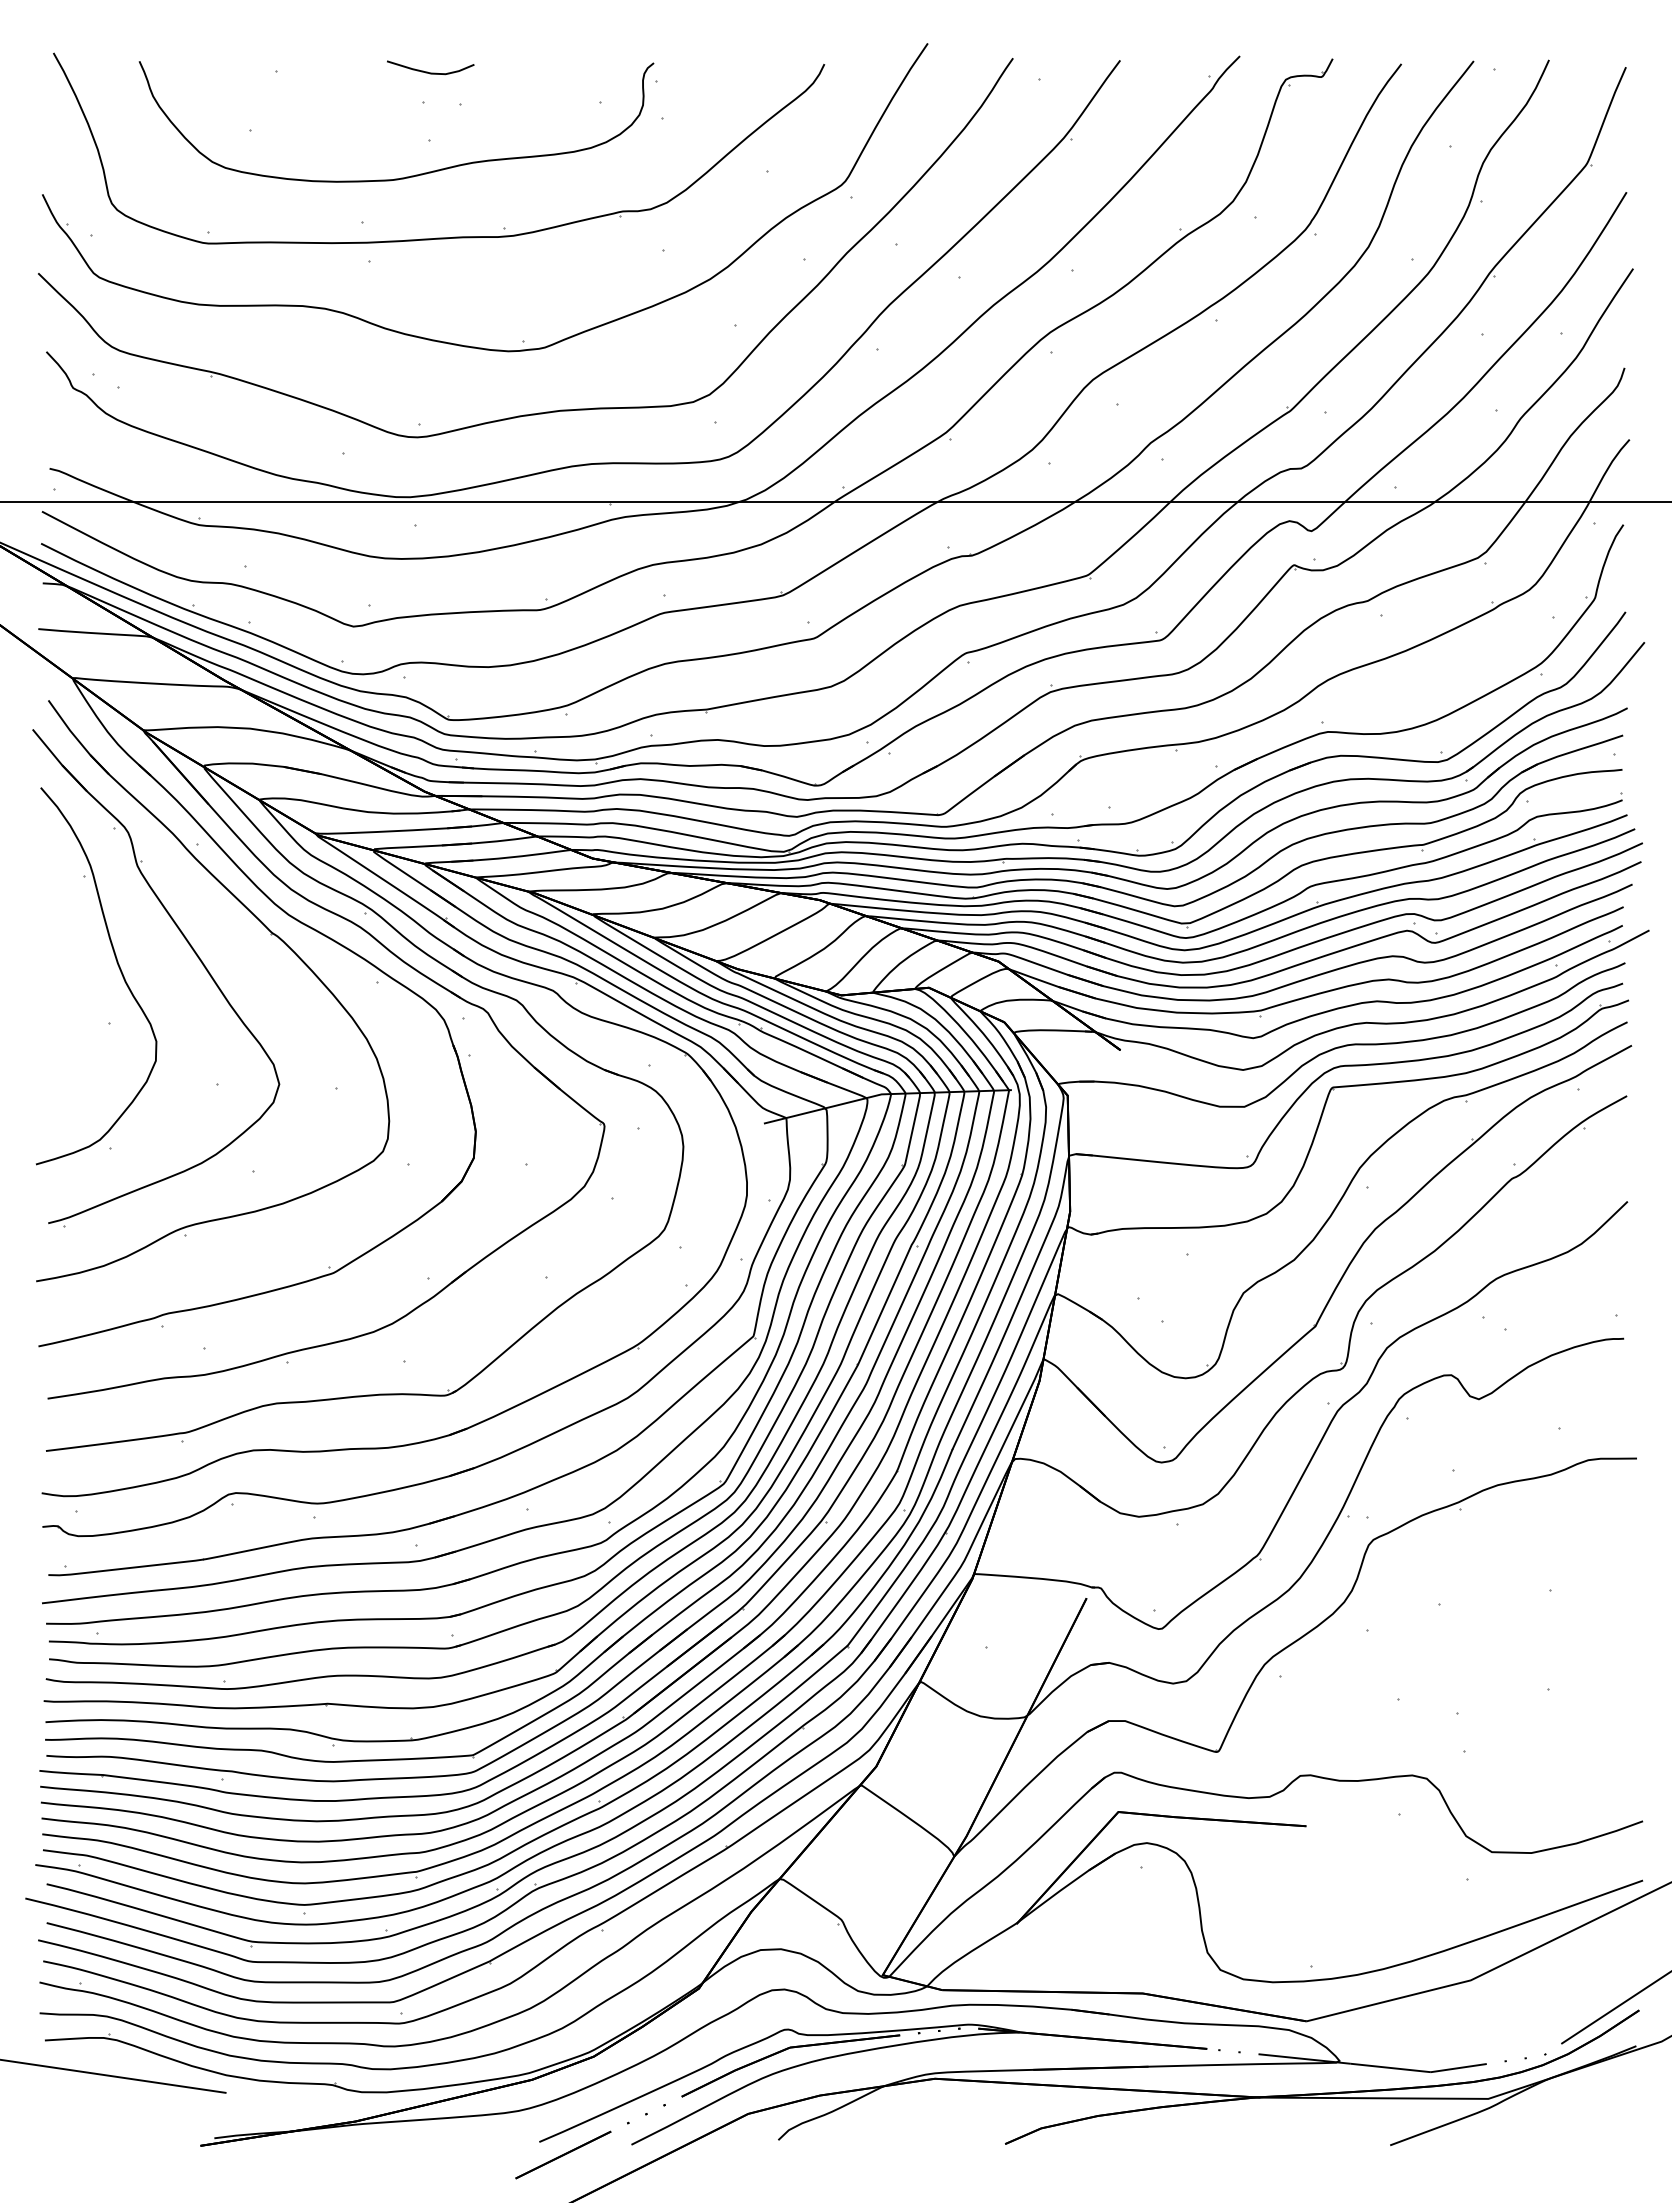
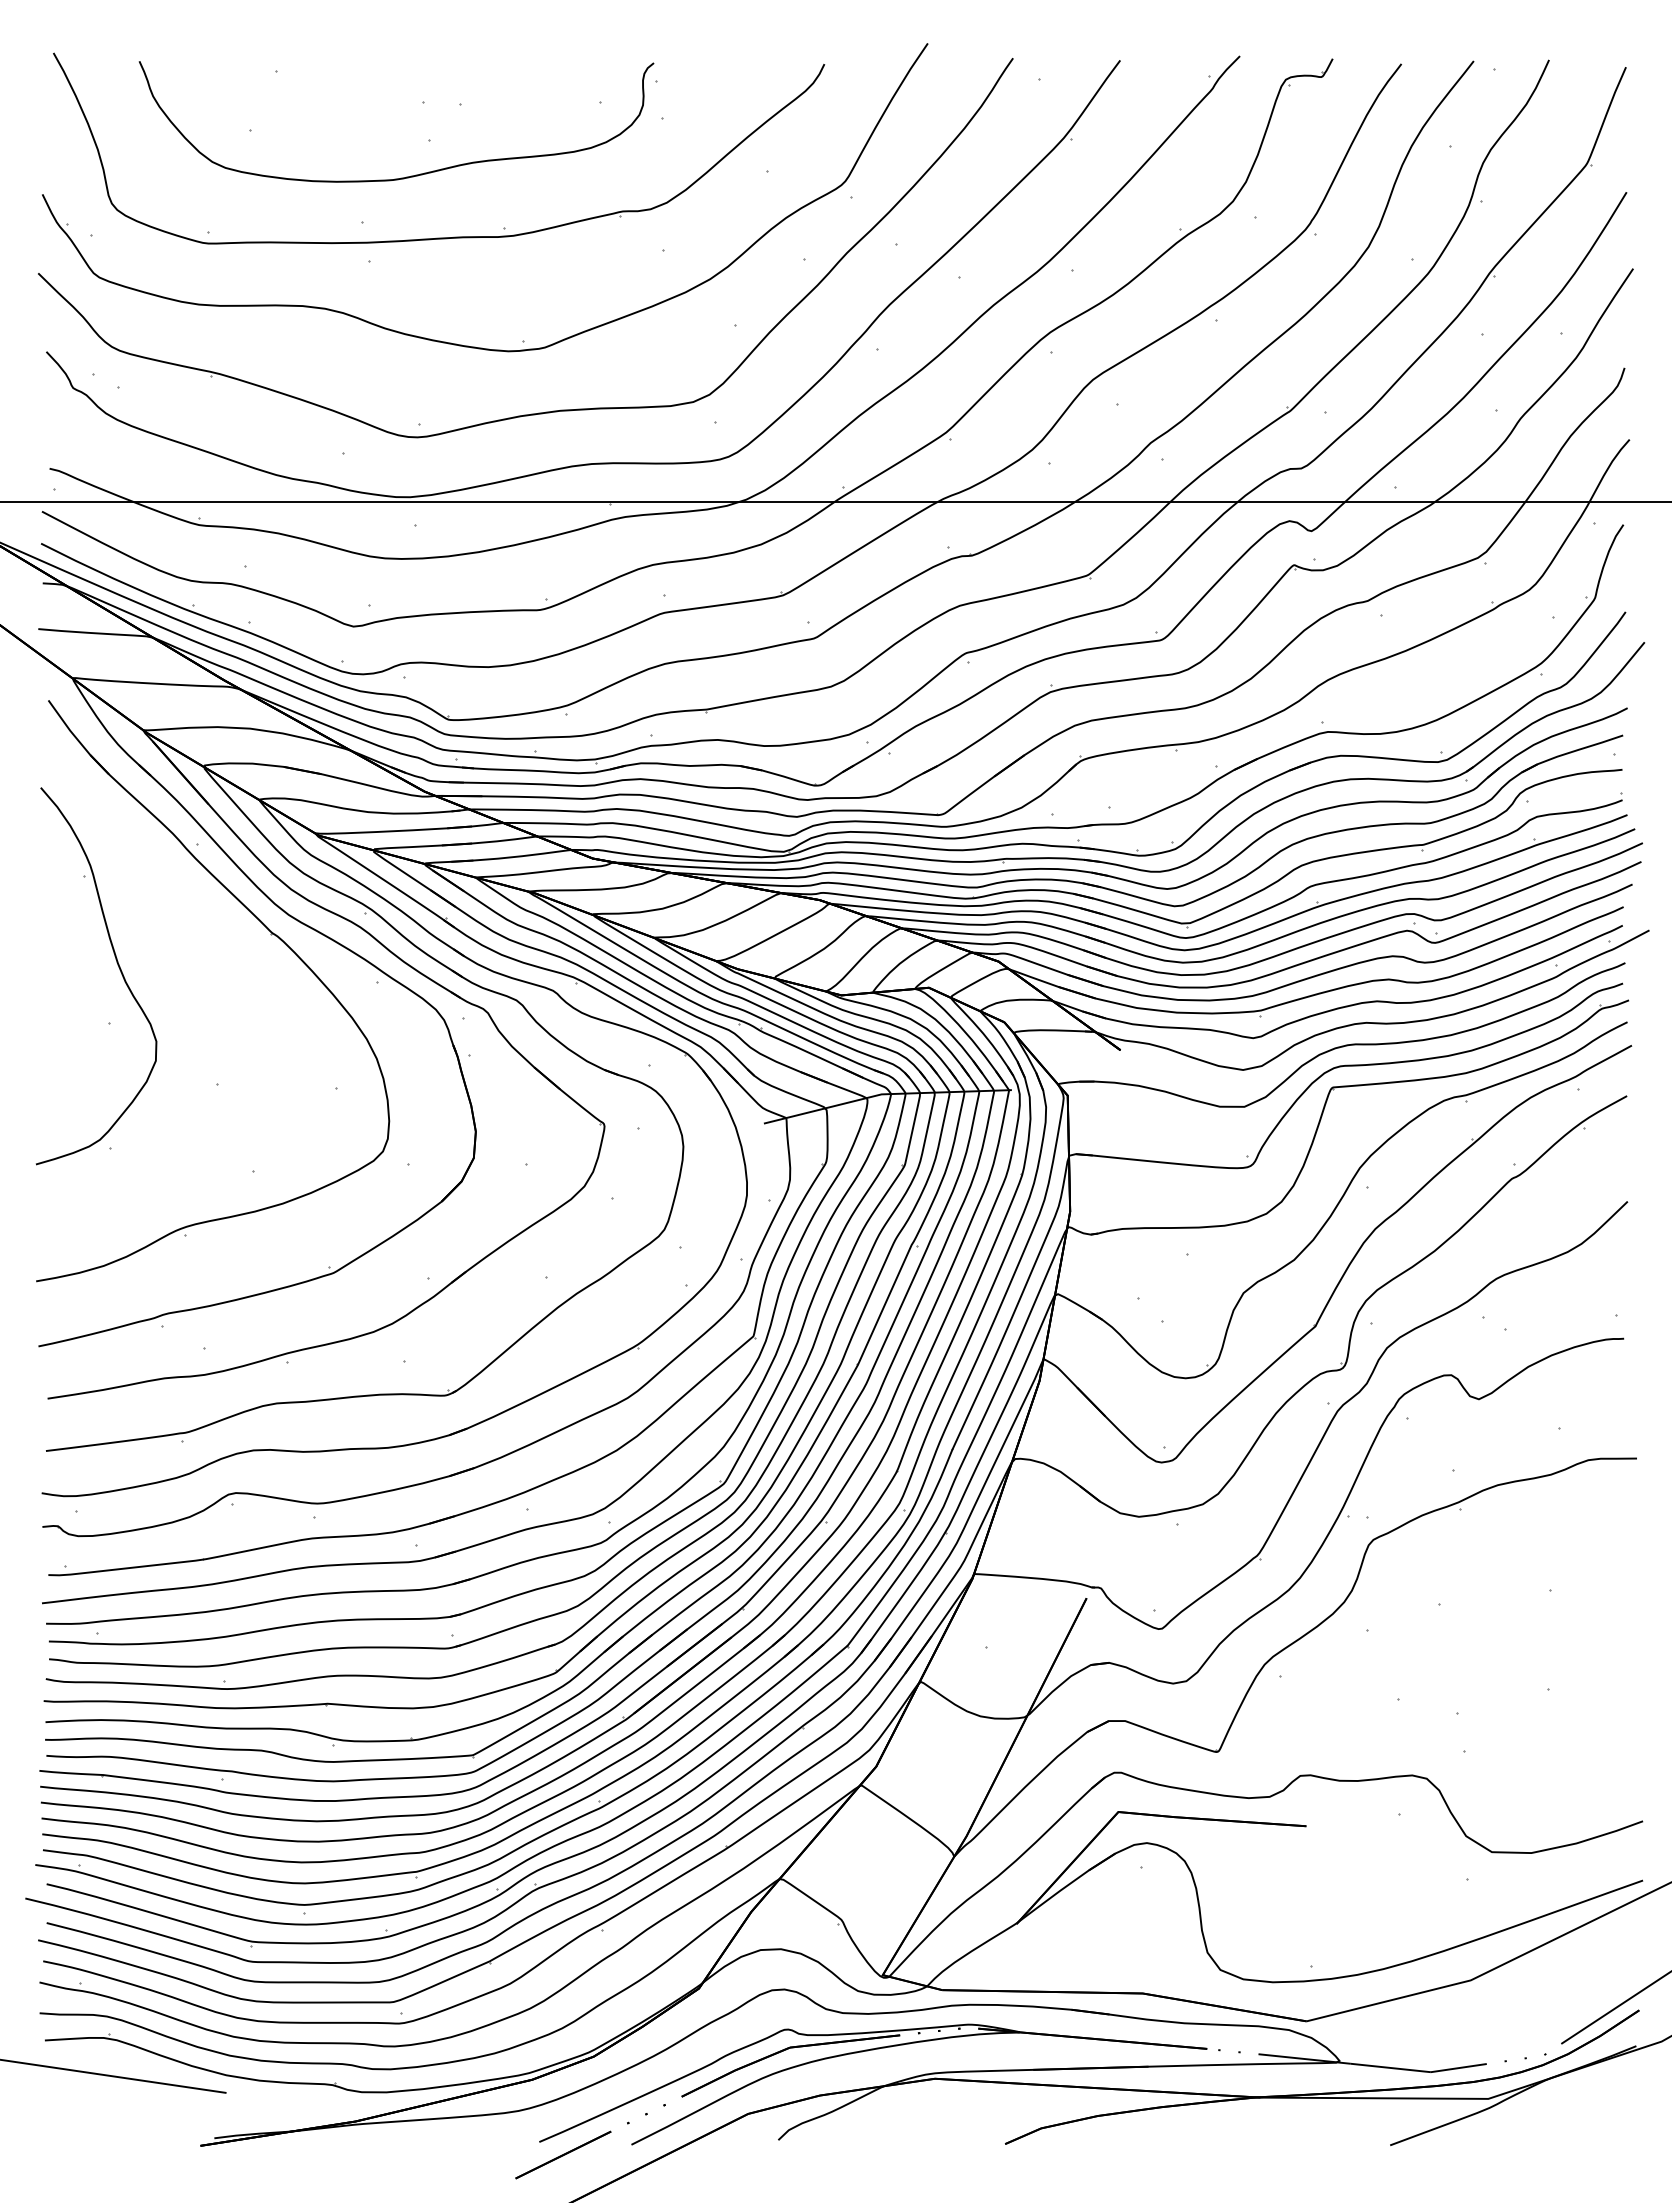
curve: present -> none (427, 71)
part: present -> none (194, 953)
